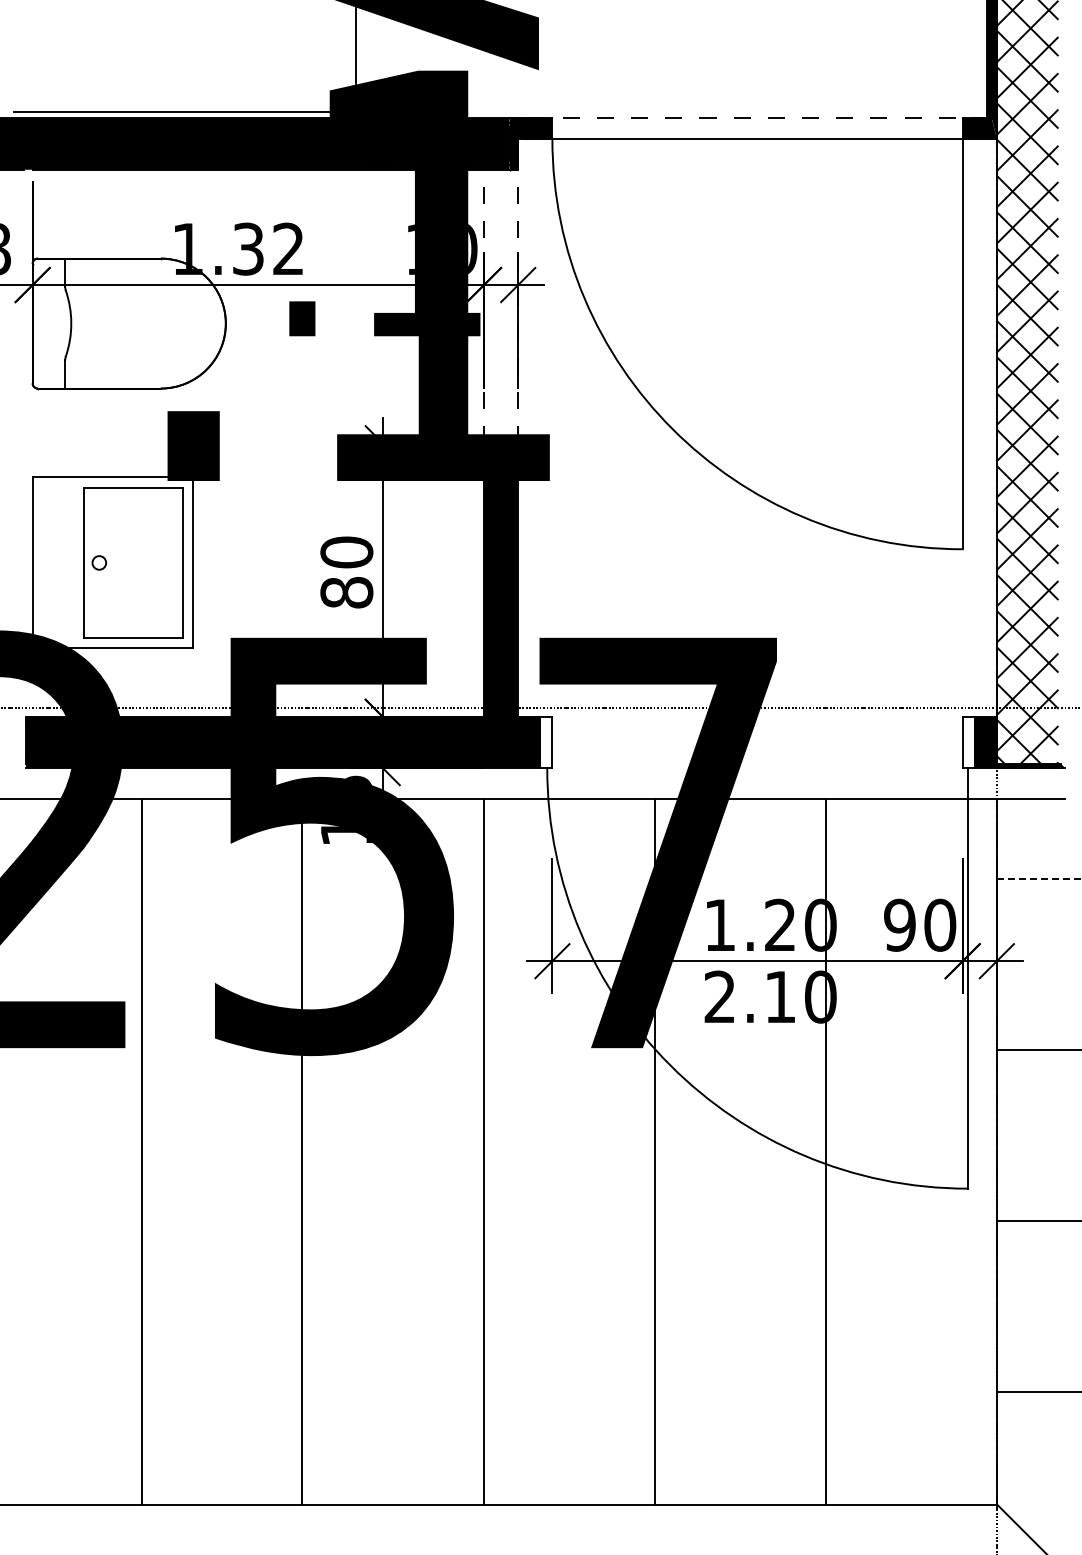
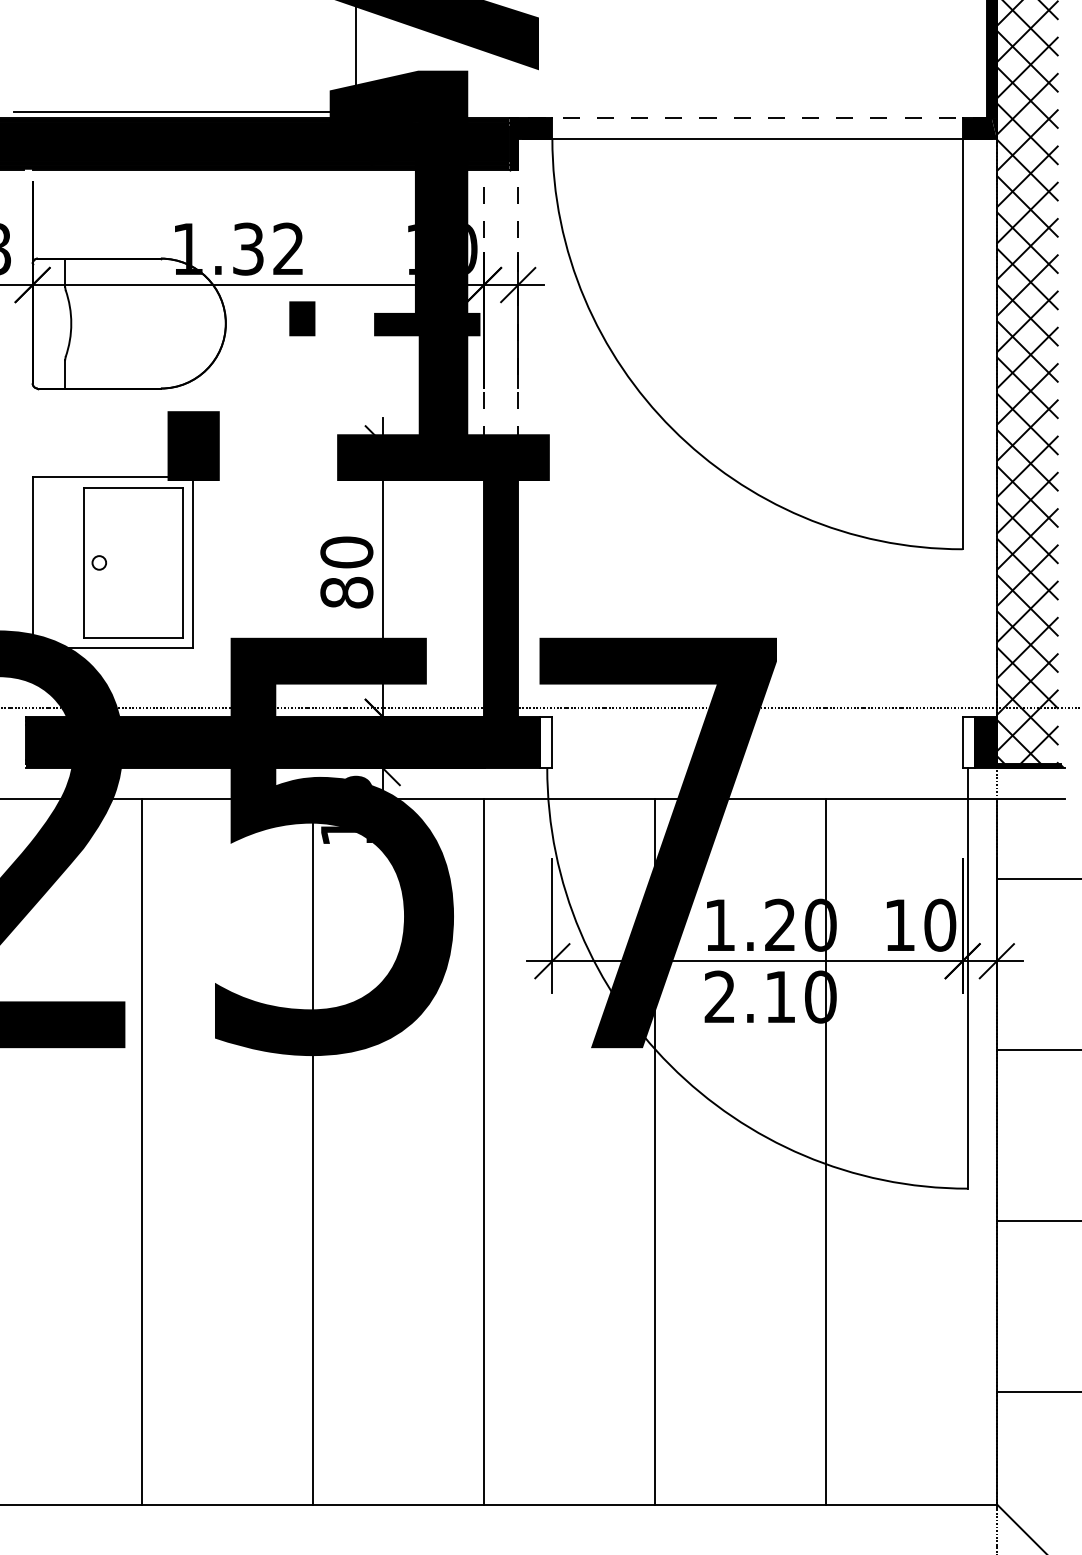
line: dashed -> solid (1039, 879)
text: 90 -> 10 (899, 924)
line position: (302, 1151) -> (313, 1151) (313, 1151)
